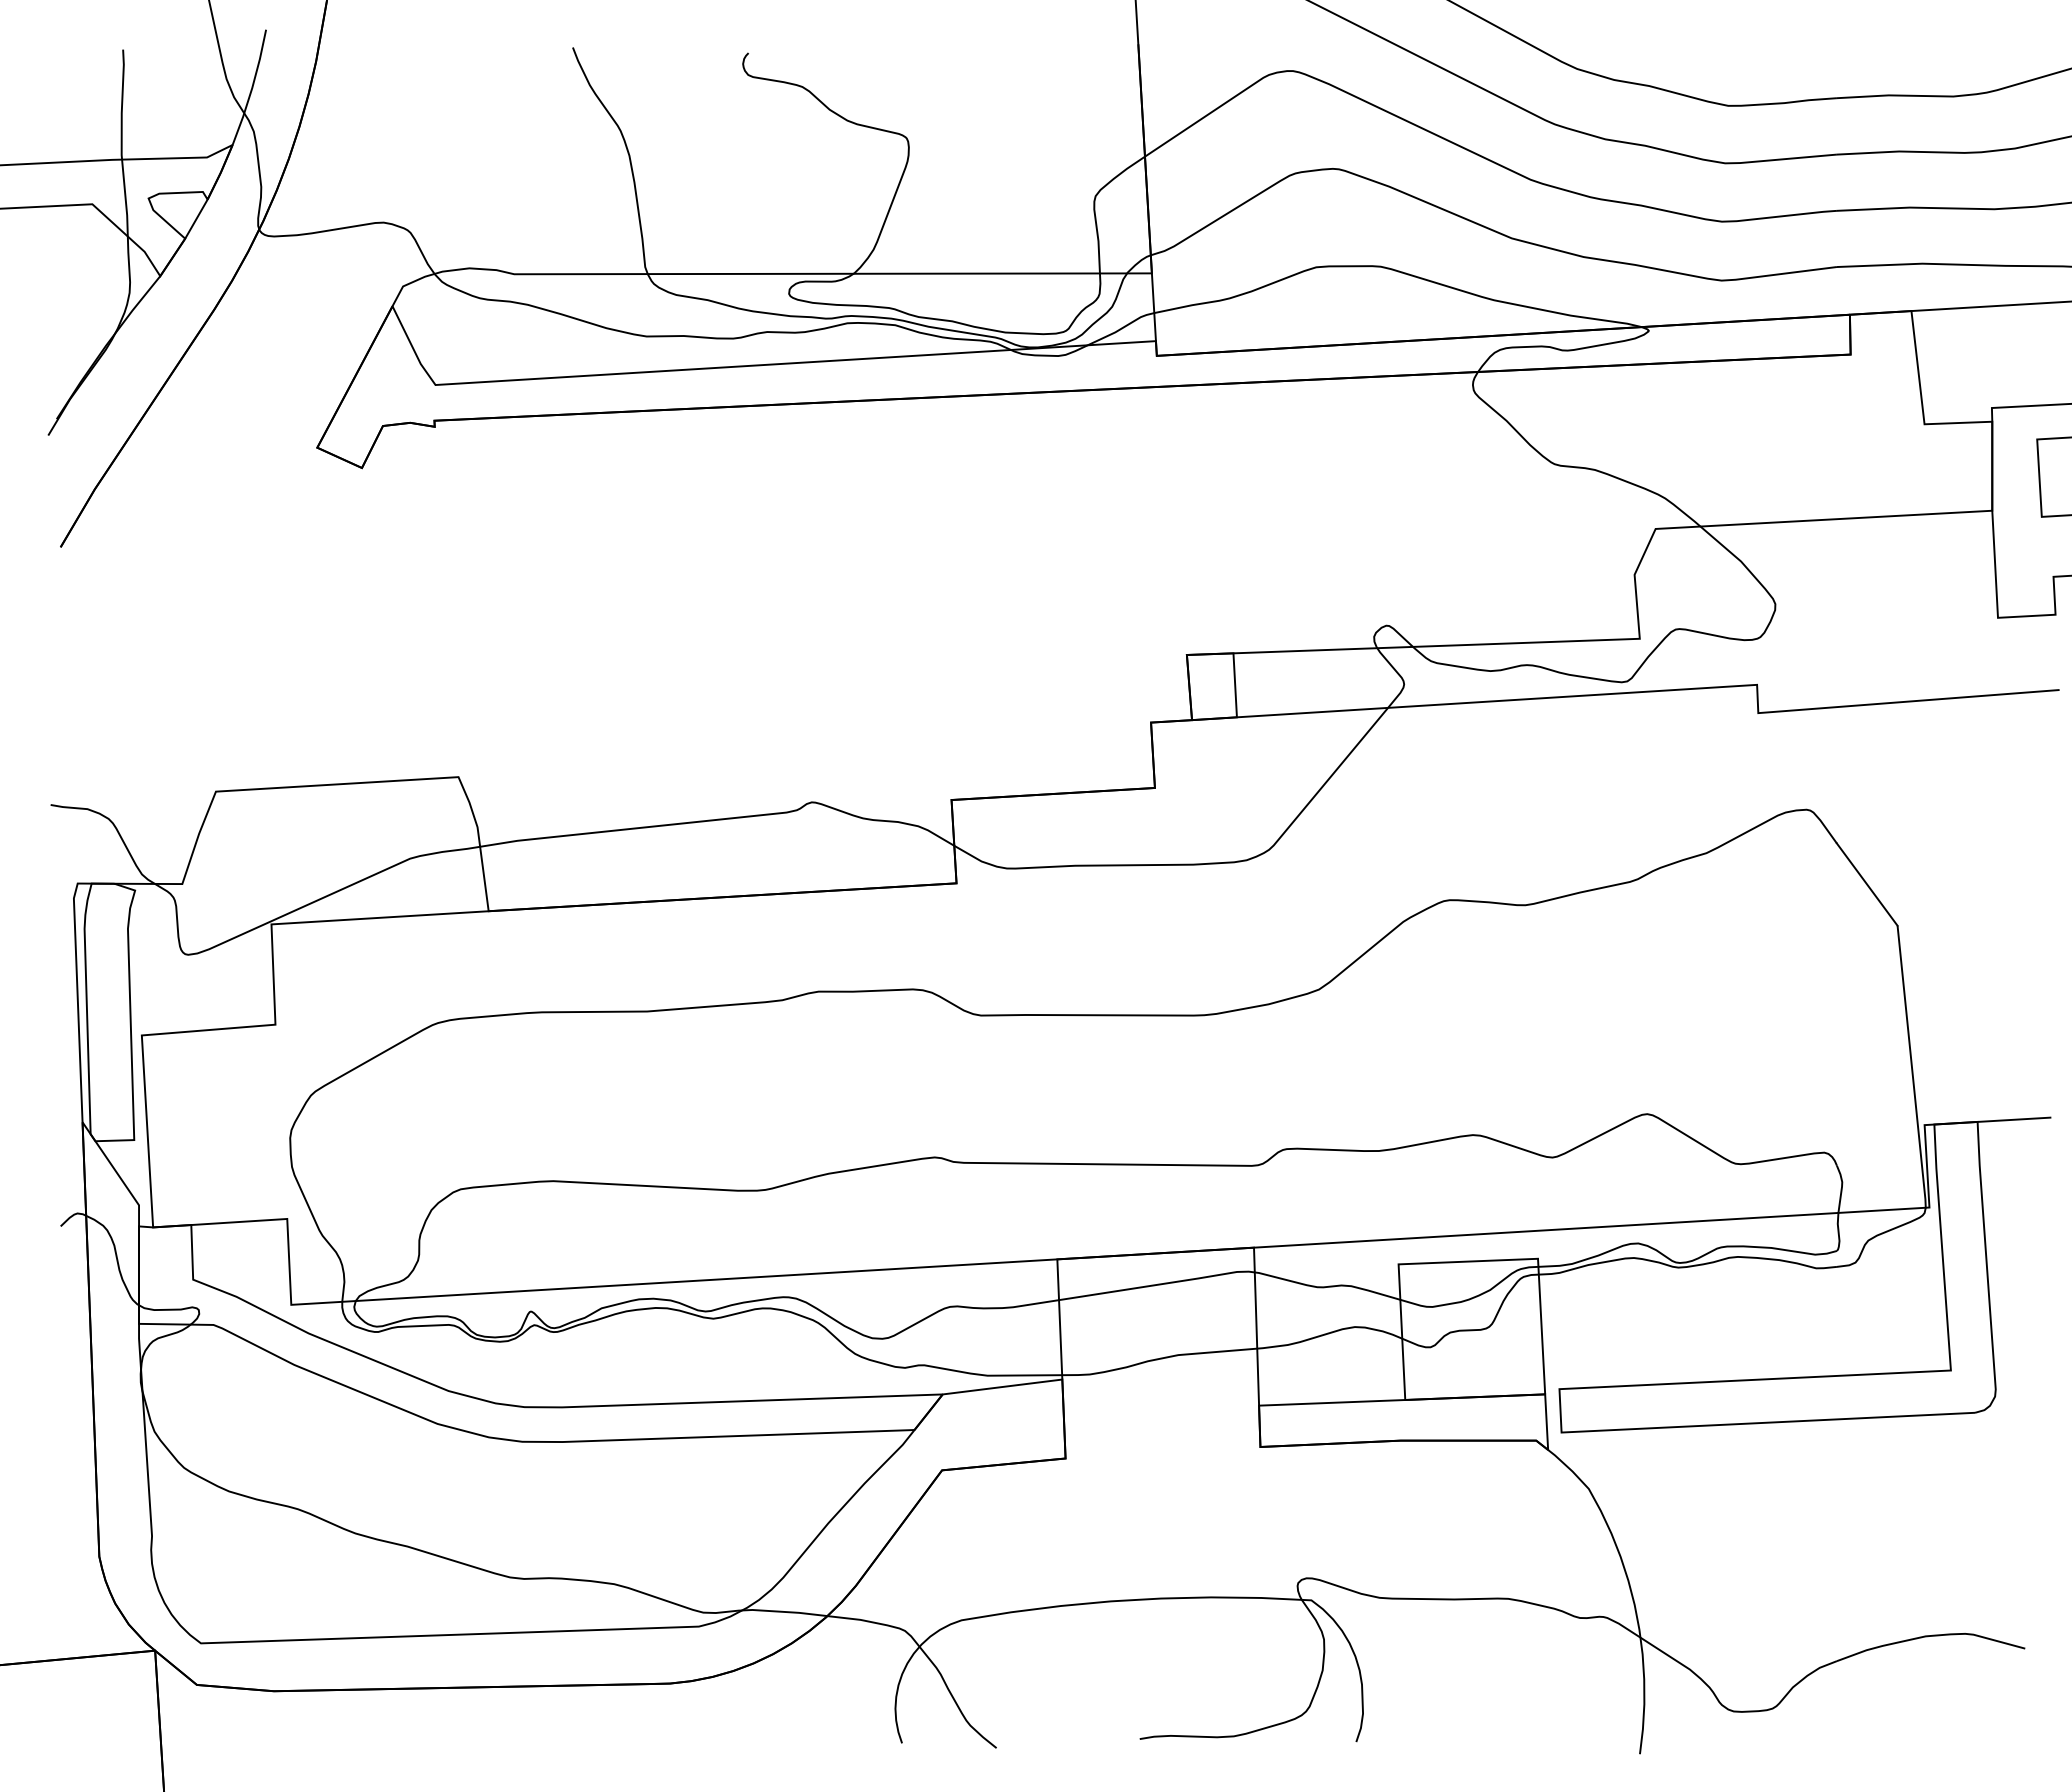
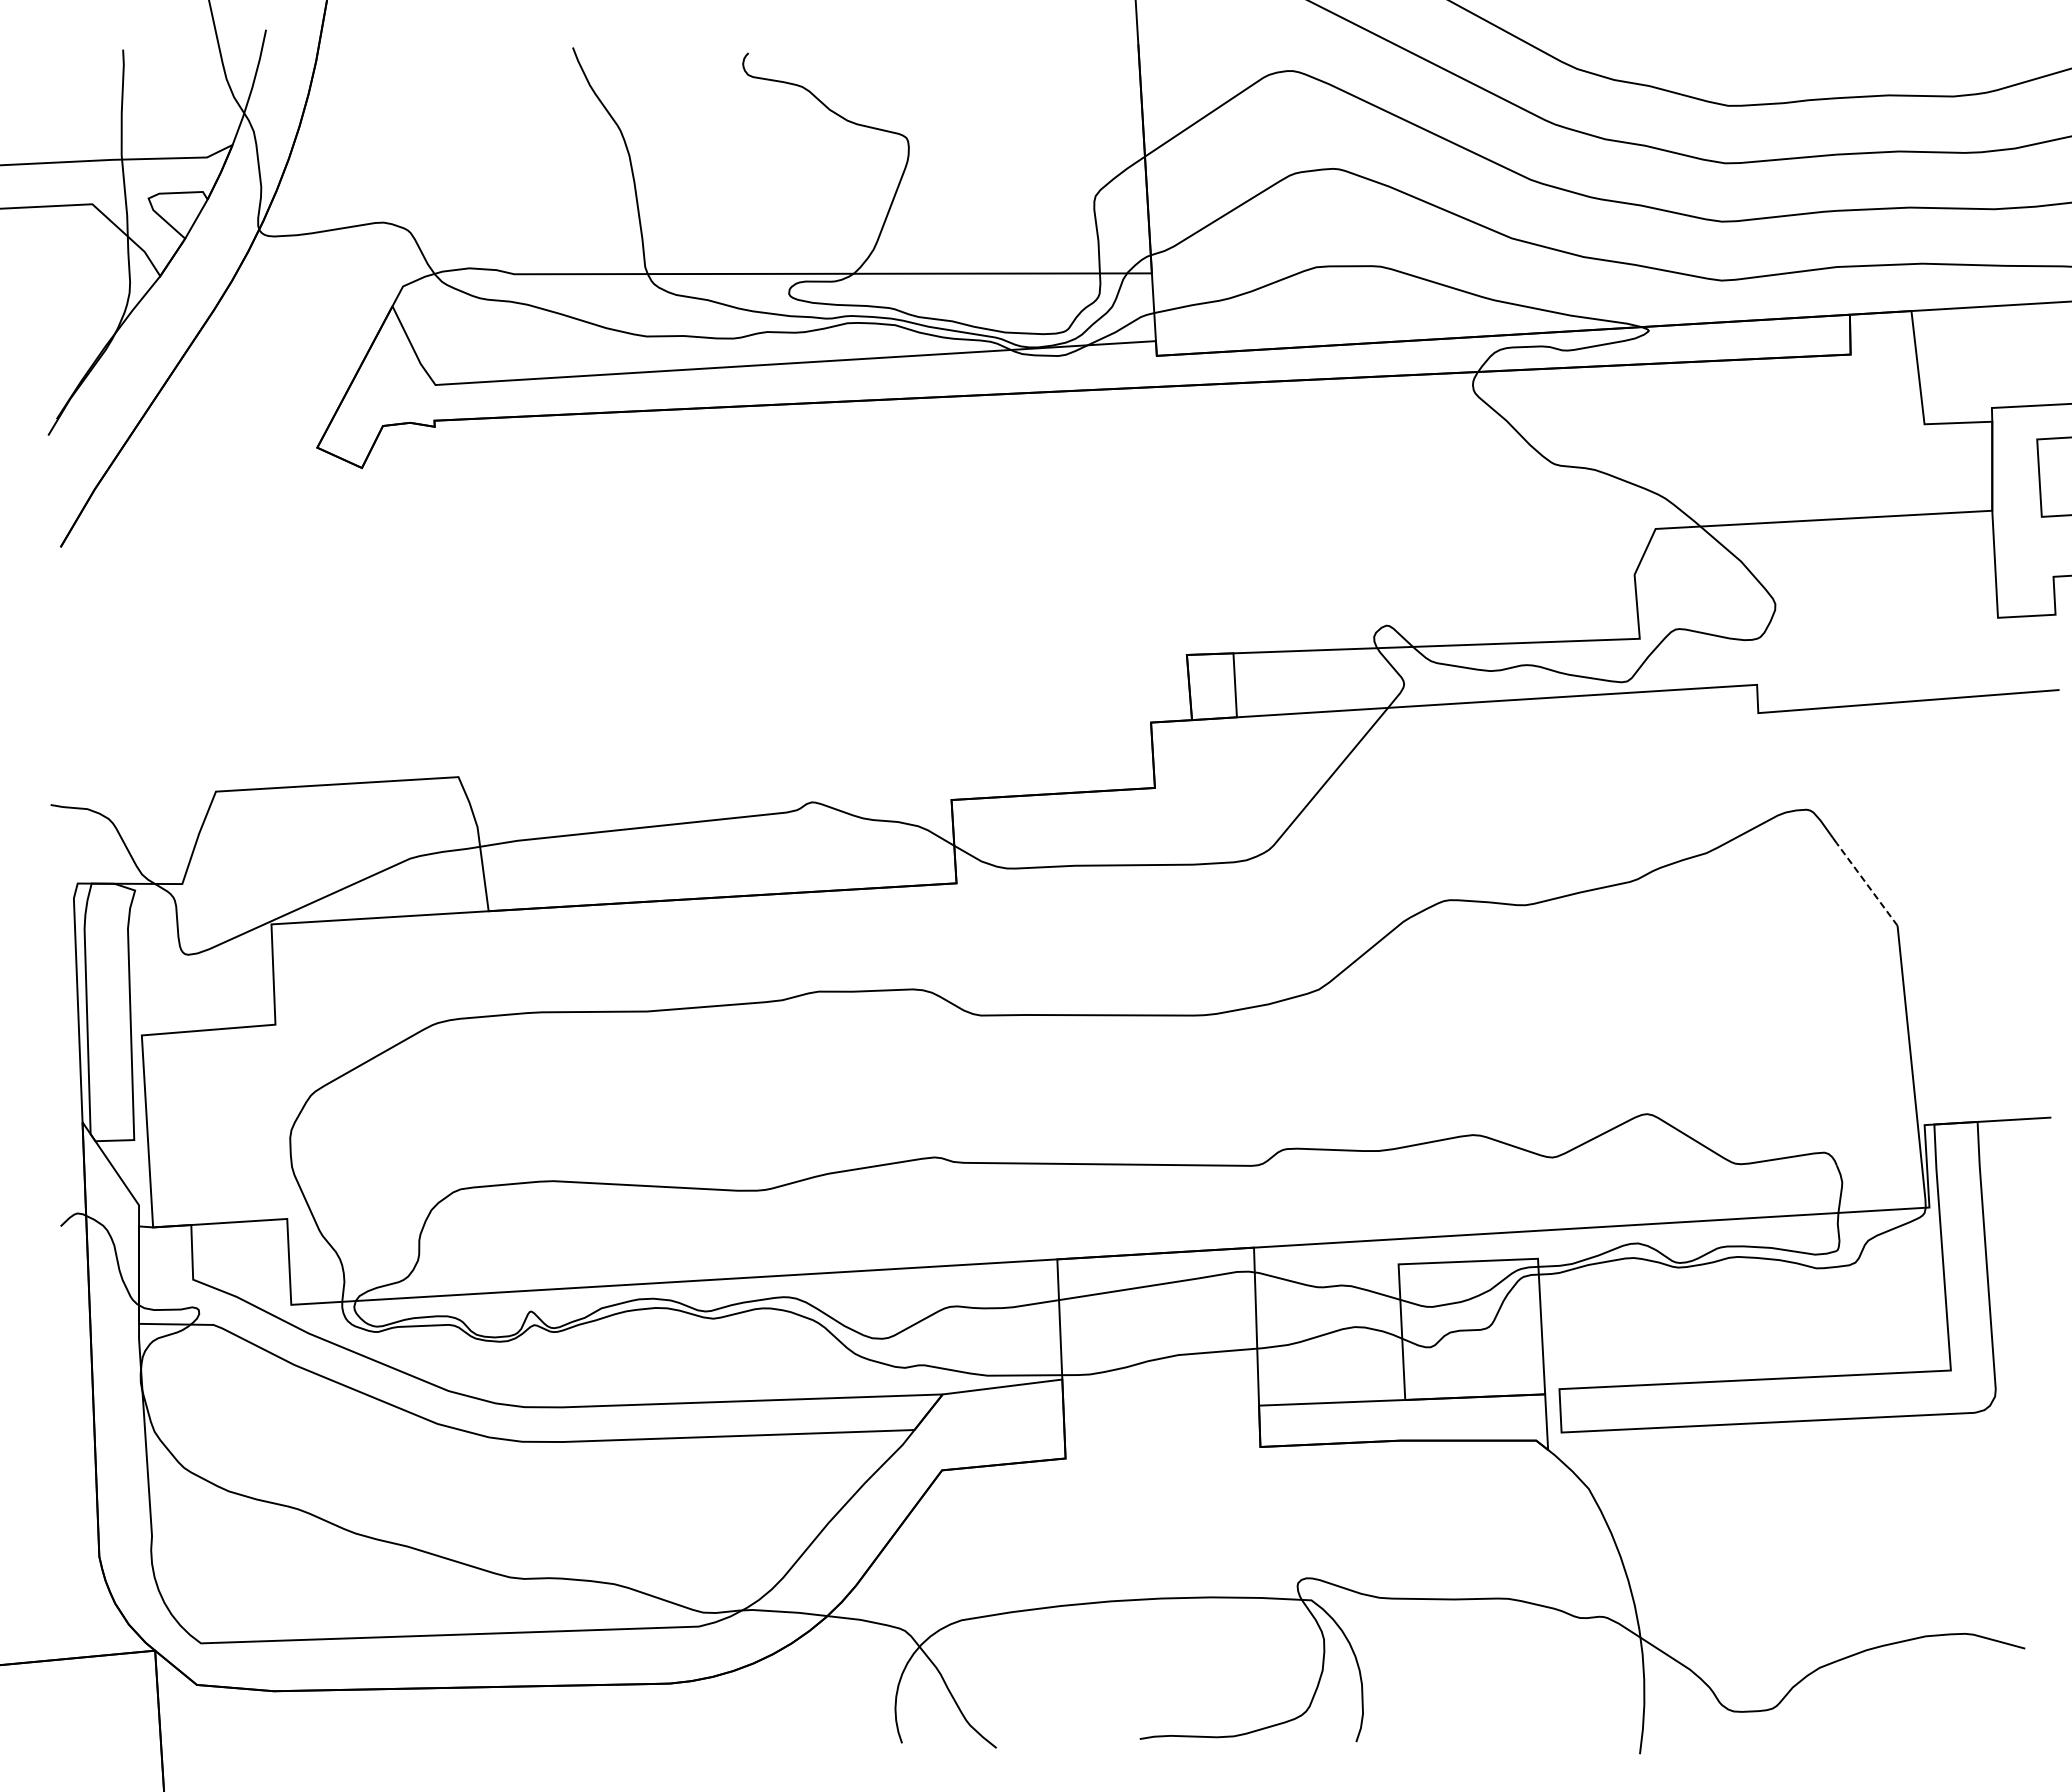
line: solid -> dashed (1866, 884)
